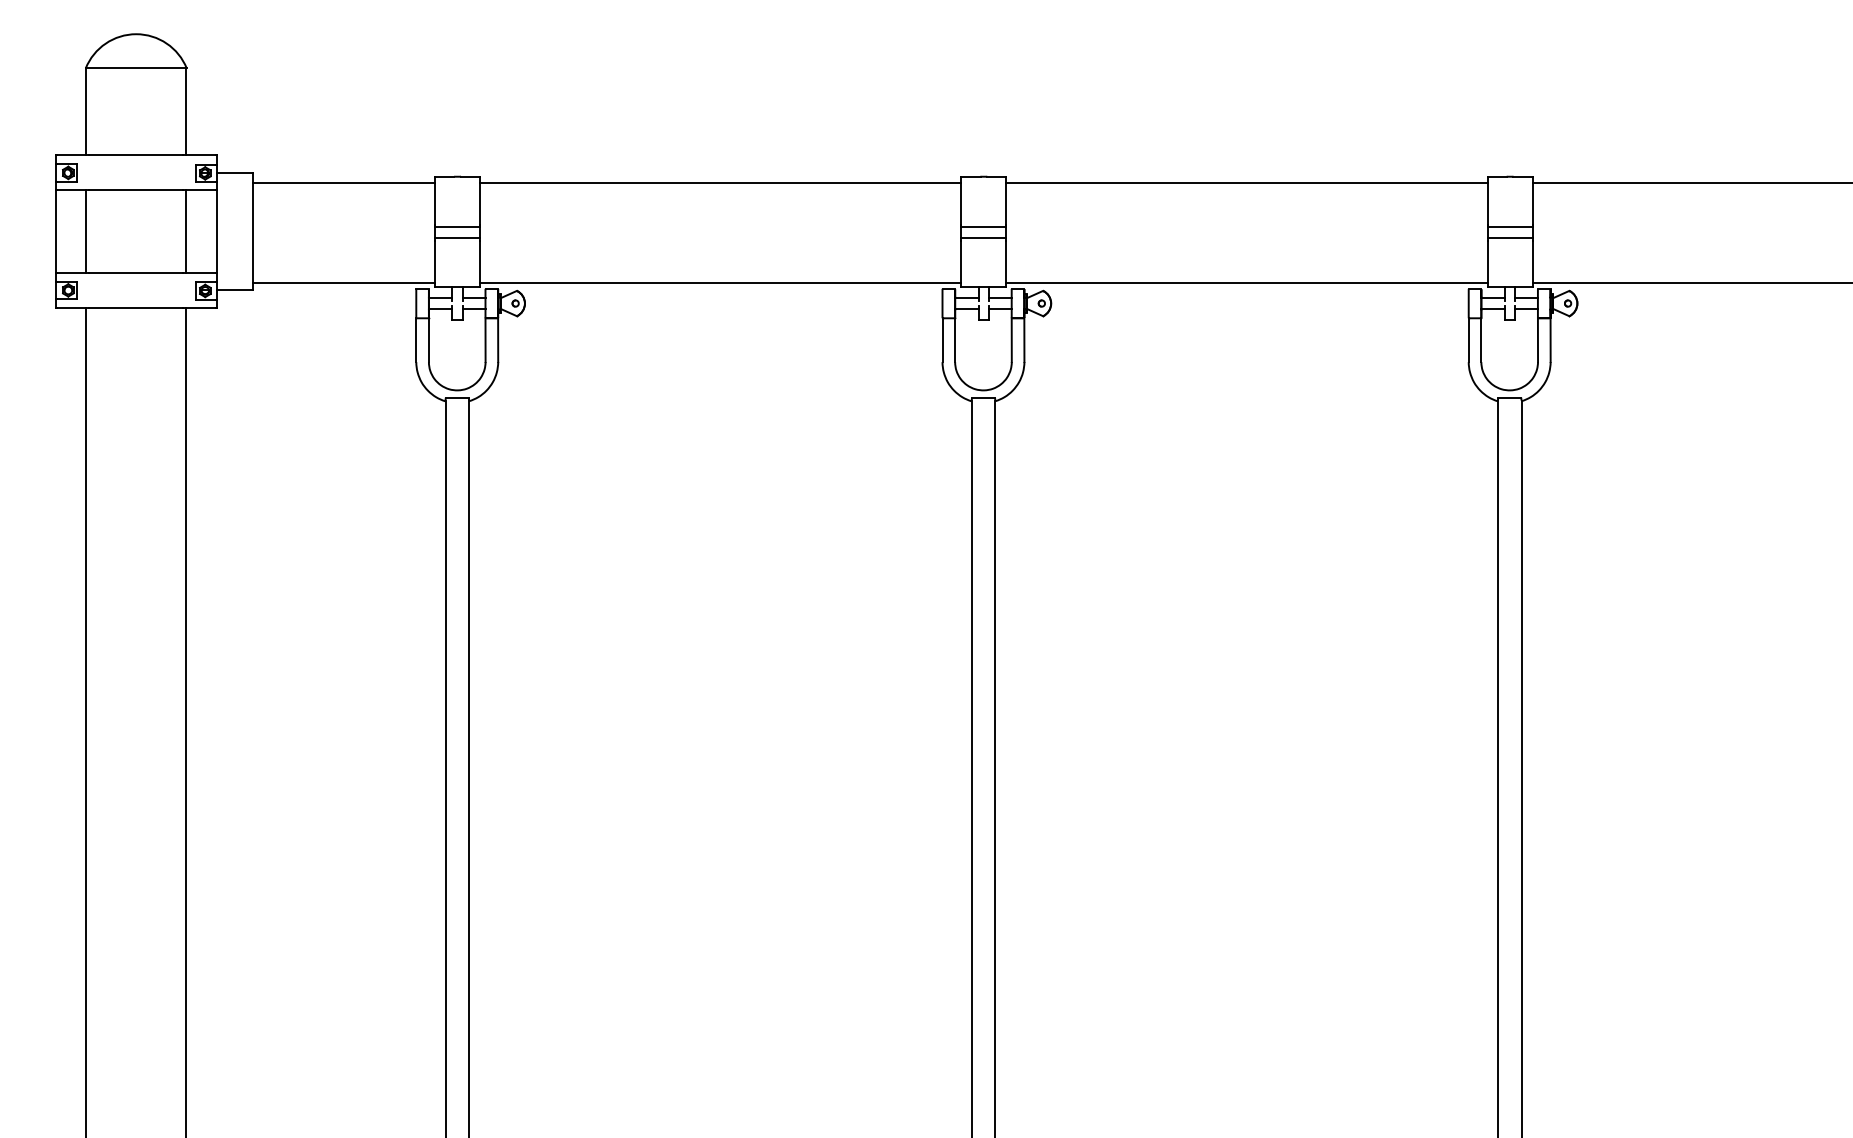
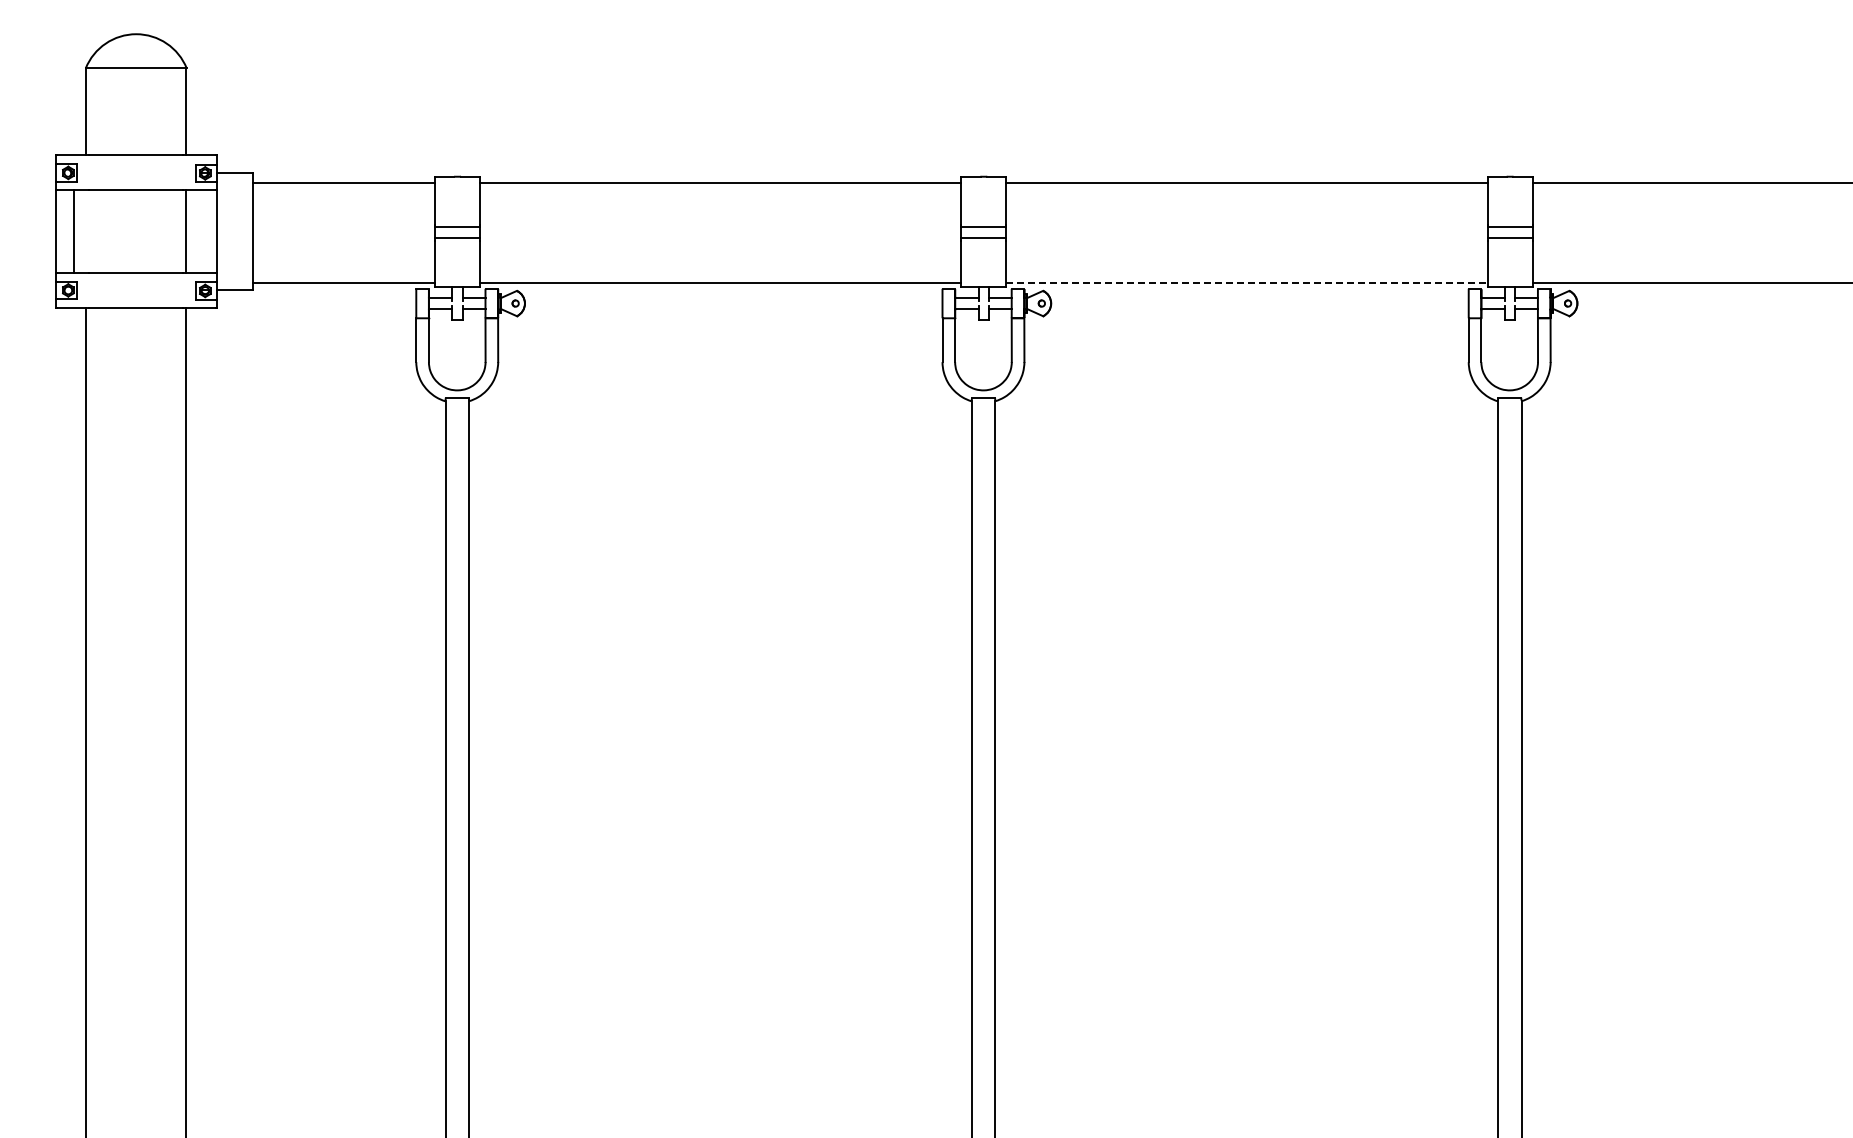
line position: (86, 231) -> (74, 231) (74, 231)
line: solid -> dashed (1246, 282)
